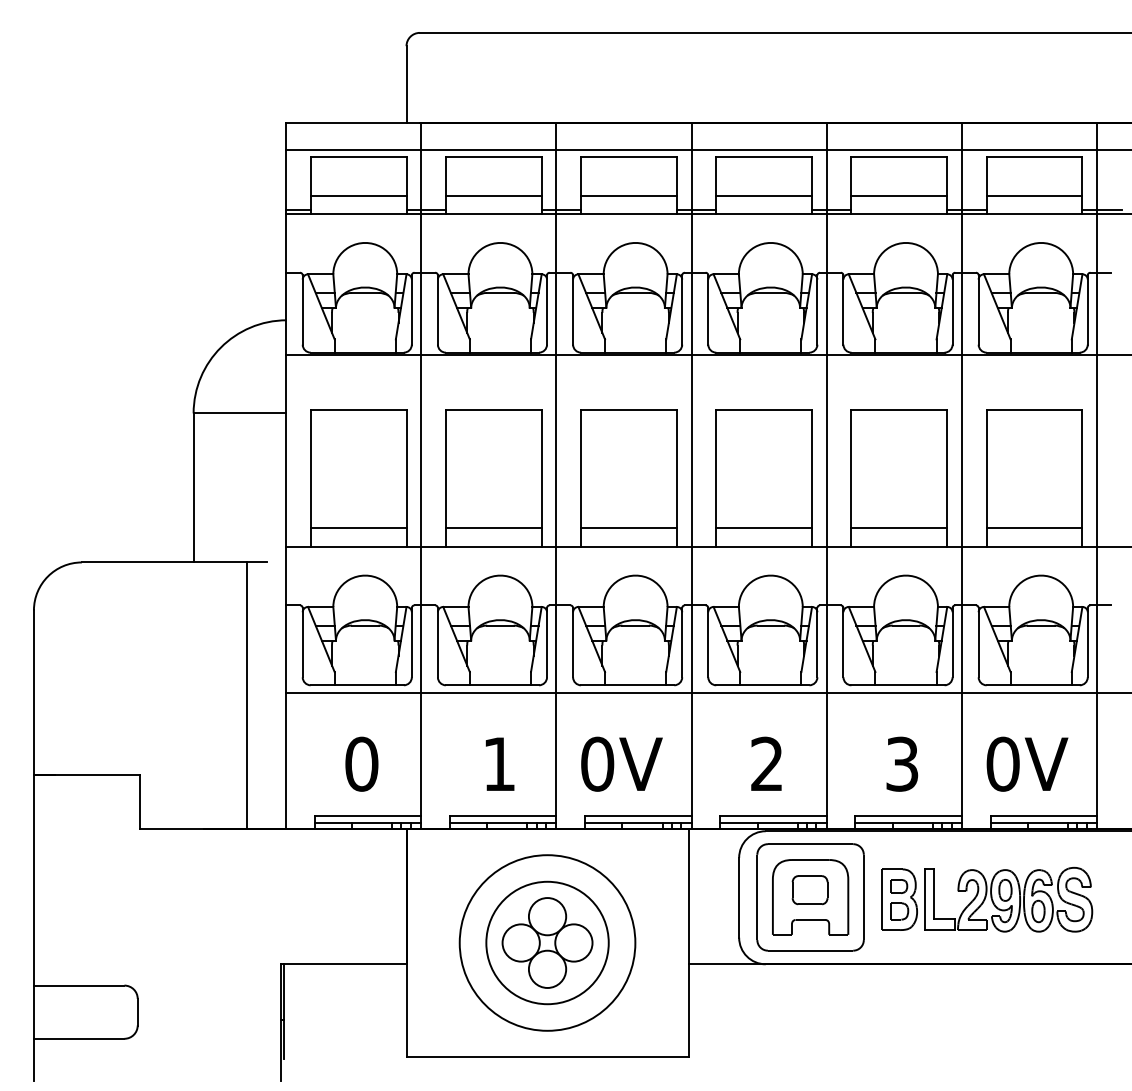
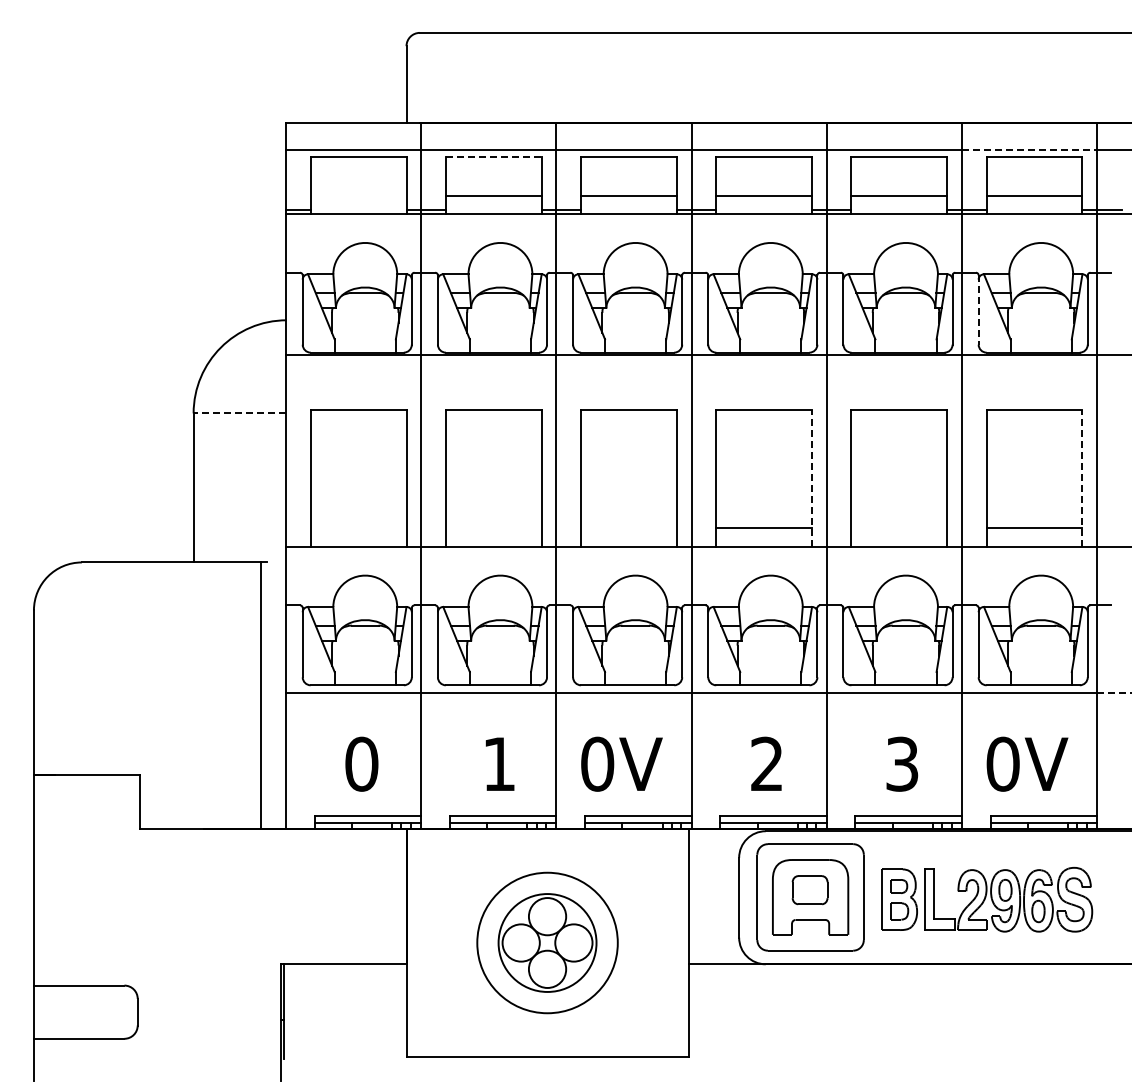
line: solid -> dashed (1029, 149)
line: solid -> dashed (493, 156)
line: present -> none (358, 195)
line: solid -> dashed (978, 310)
line: solid -> dashed (239, 413)
line: solid -> dashed (812, 477)
line: solid -> dashed (1082, 477)
line: present -> none (358, 527)
line: present -> none (493, 527)
line: present -> none (628, 527)
line: present -> none (899, 527)
line: solid -> dashed (1114, 693)
line position: (246, 695) -> (260, 695) (260, 695)
circle diameter: 122 px -> 98 px (547, 942)
circle diameter: 176 px -> 141 px (547, 942)
